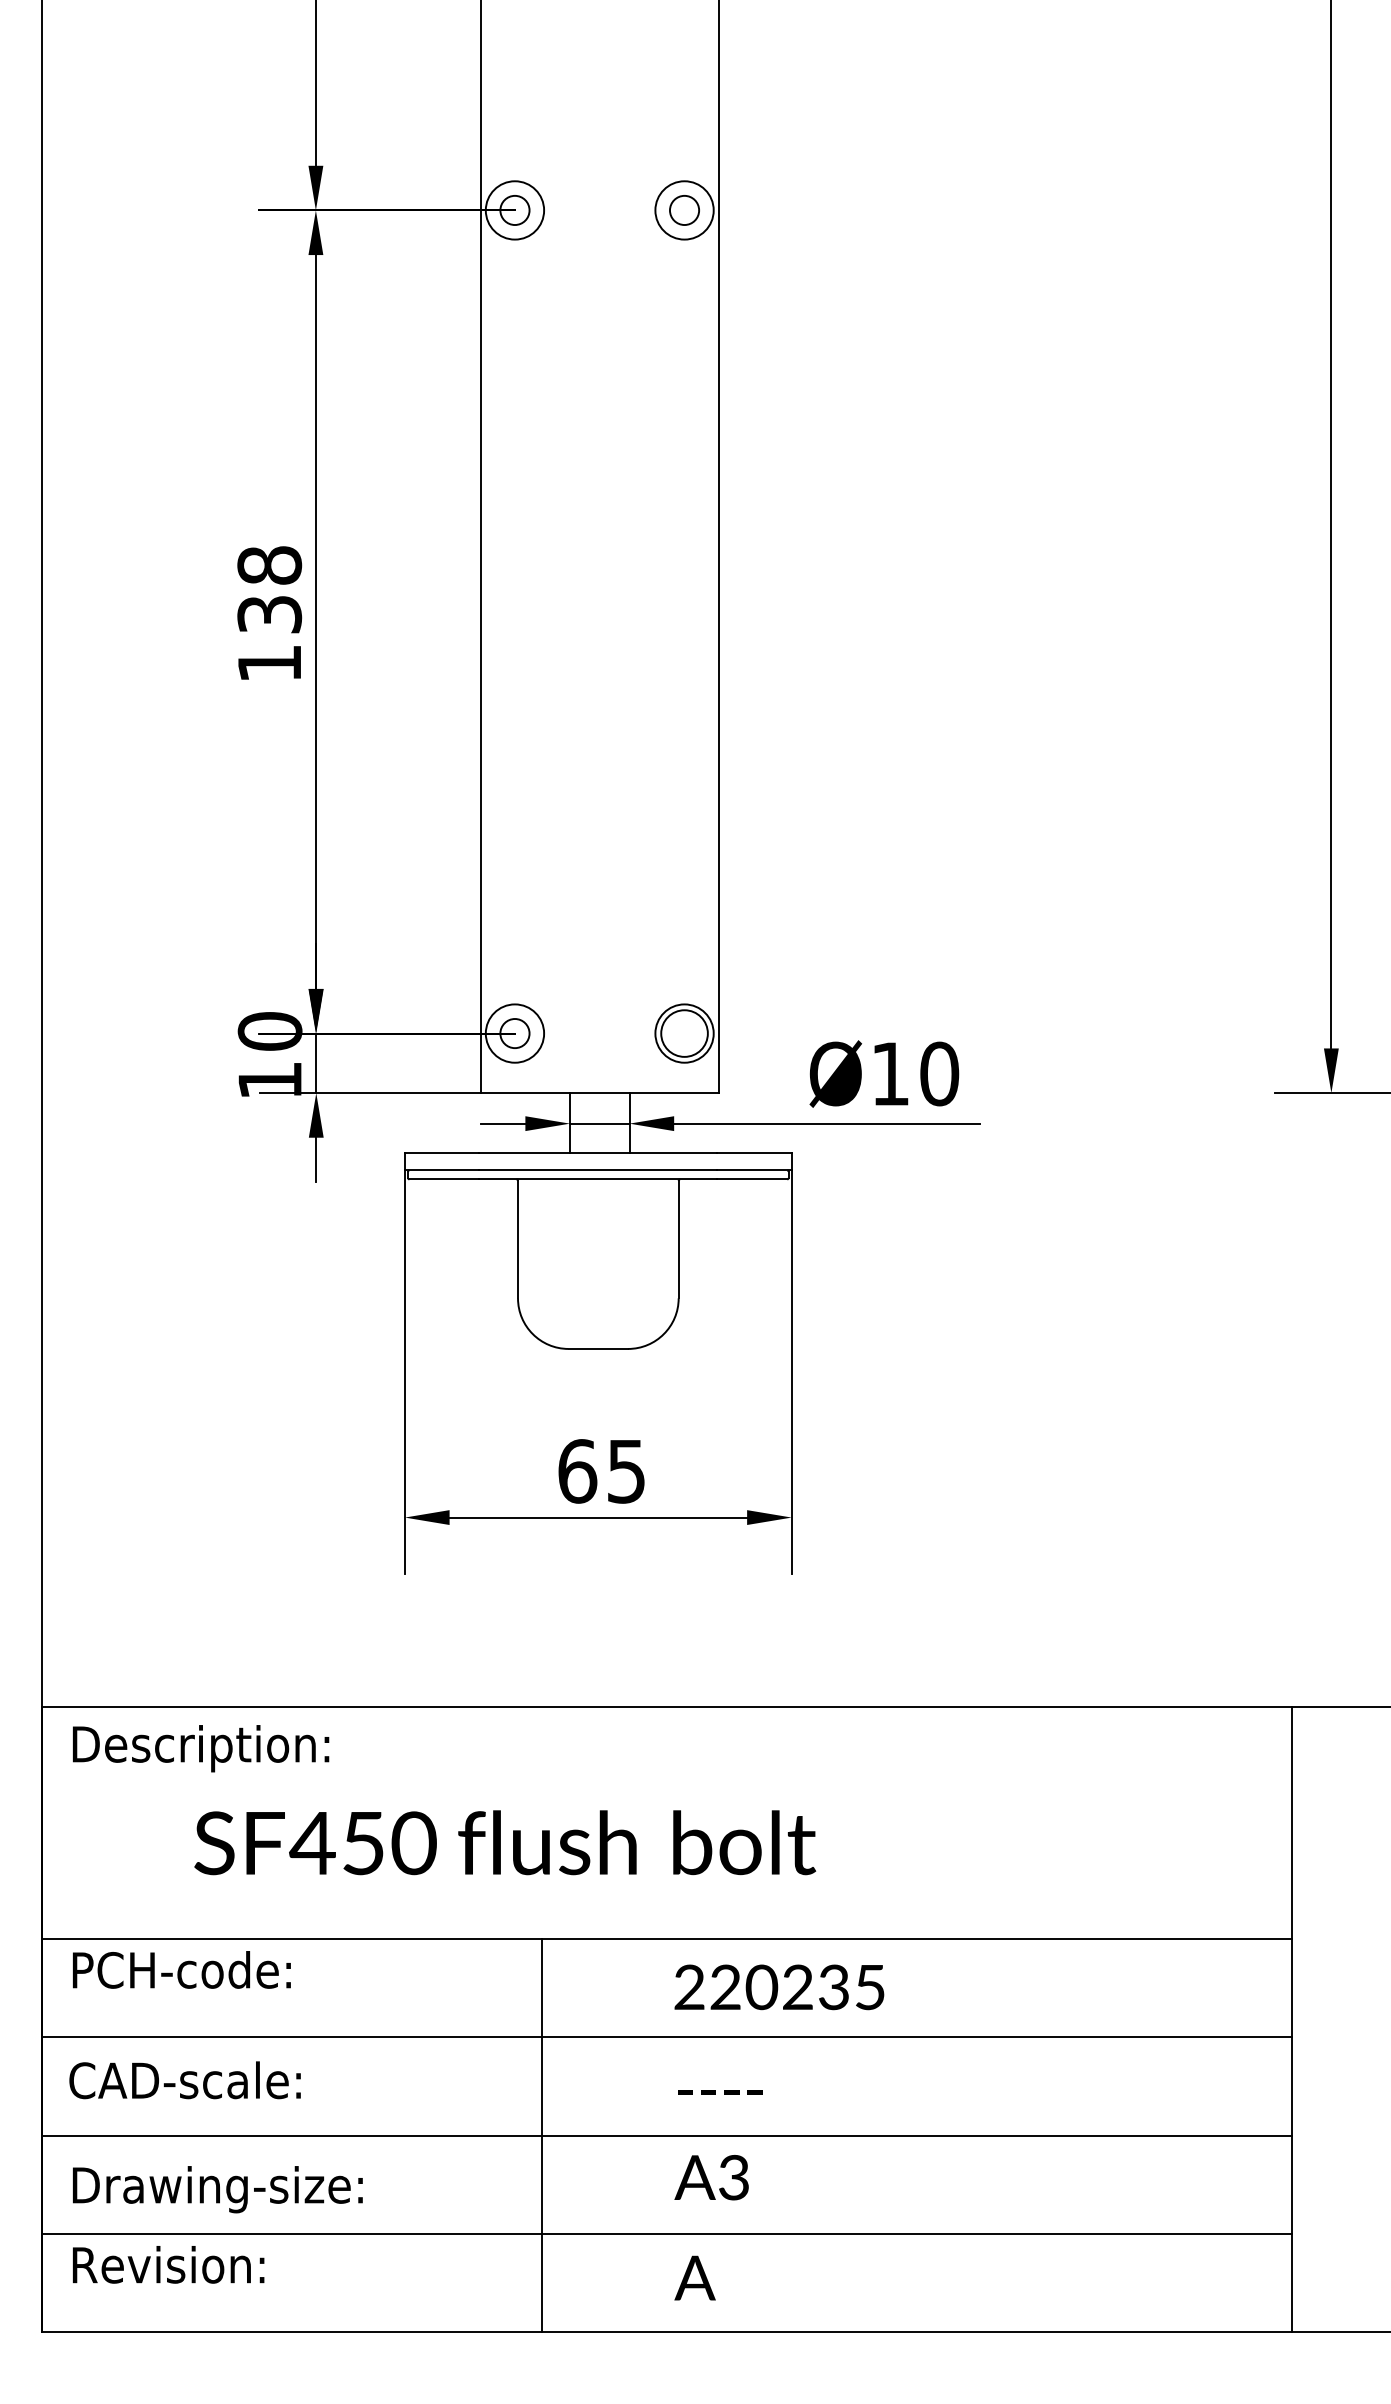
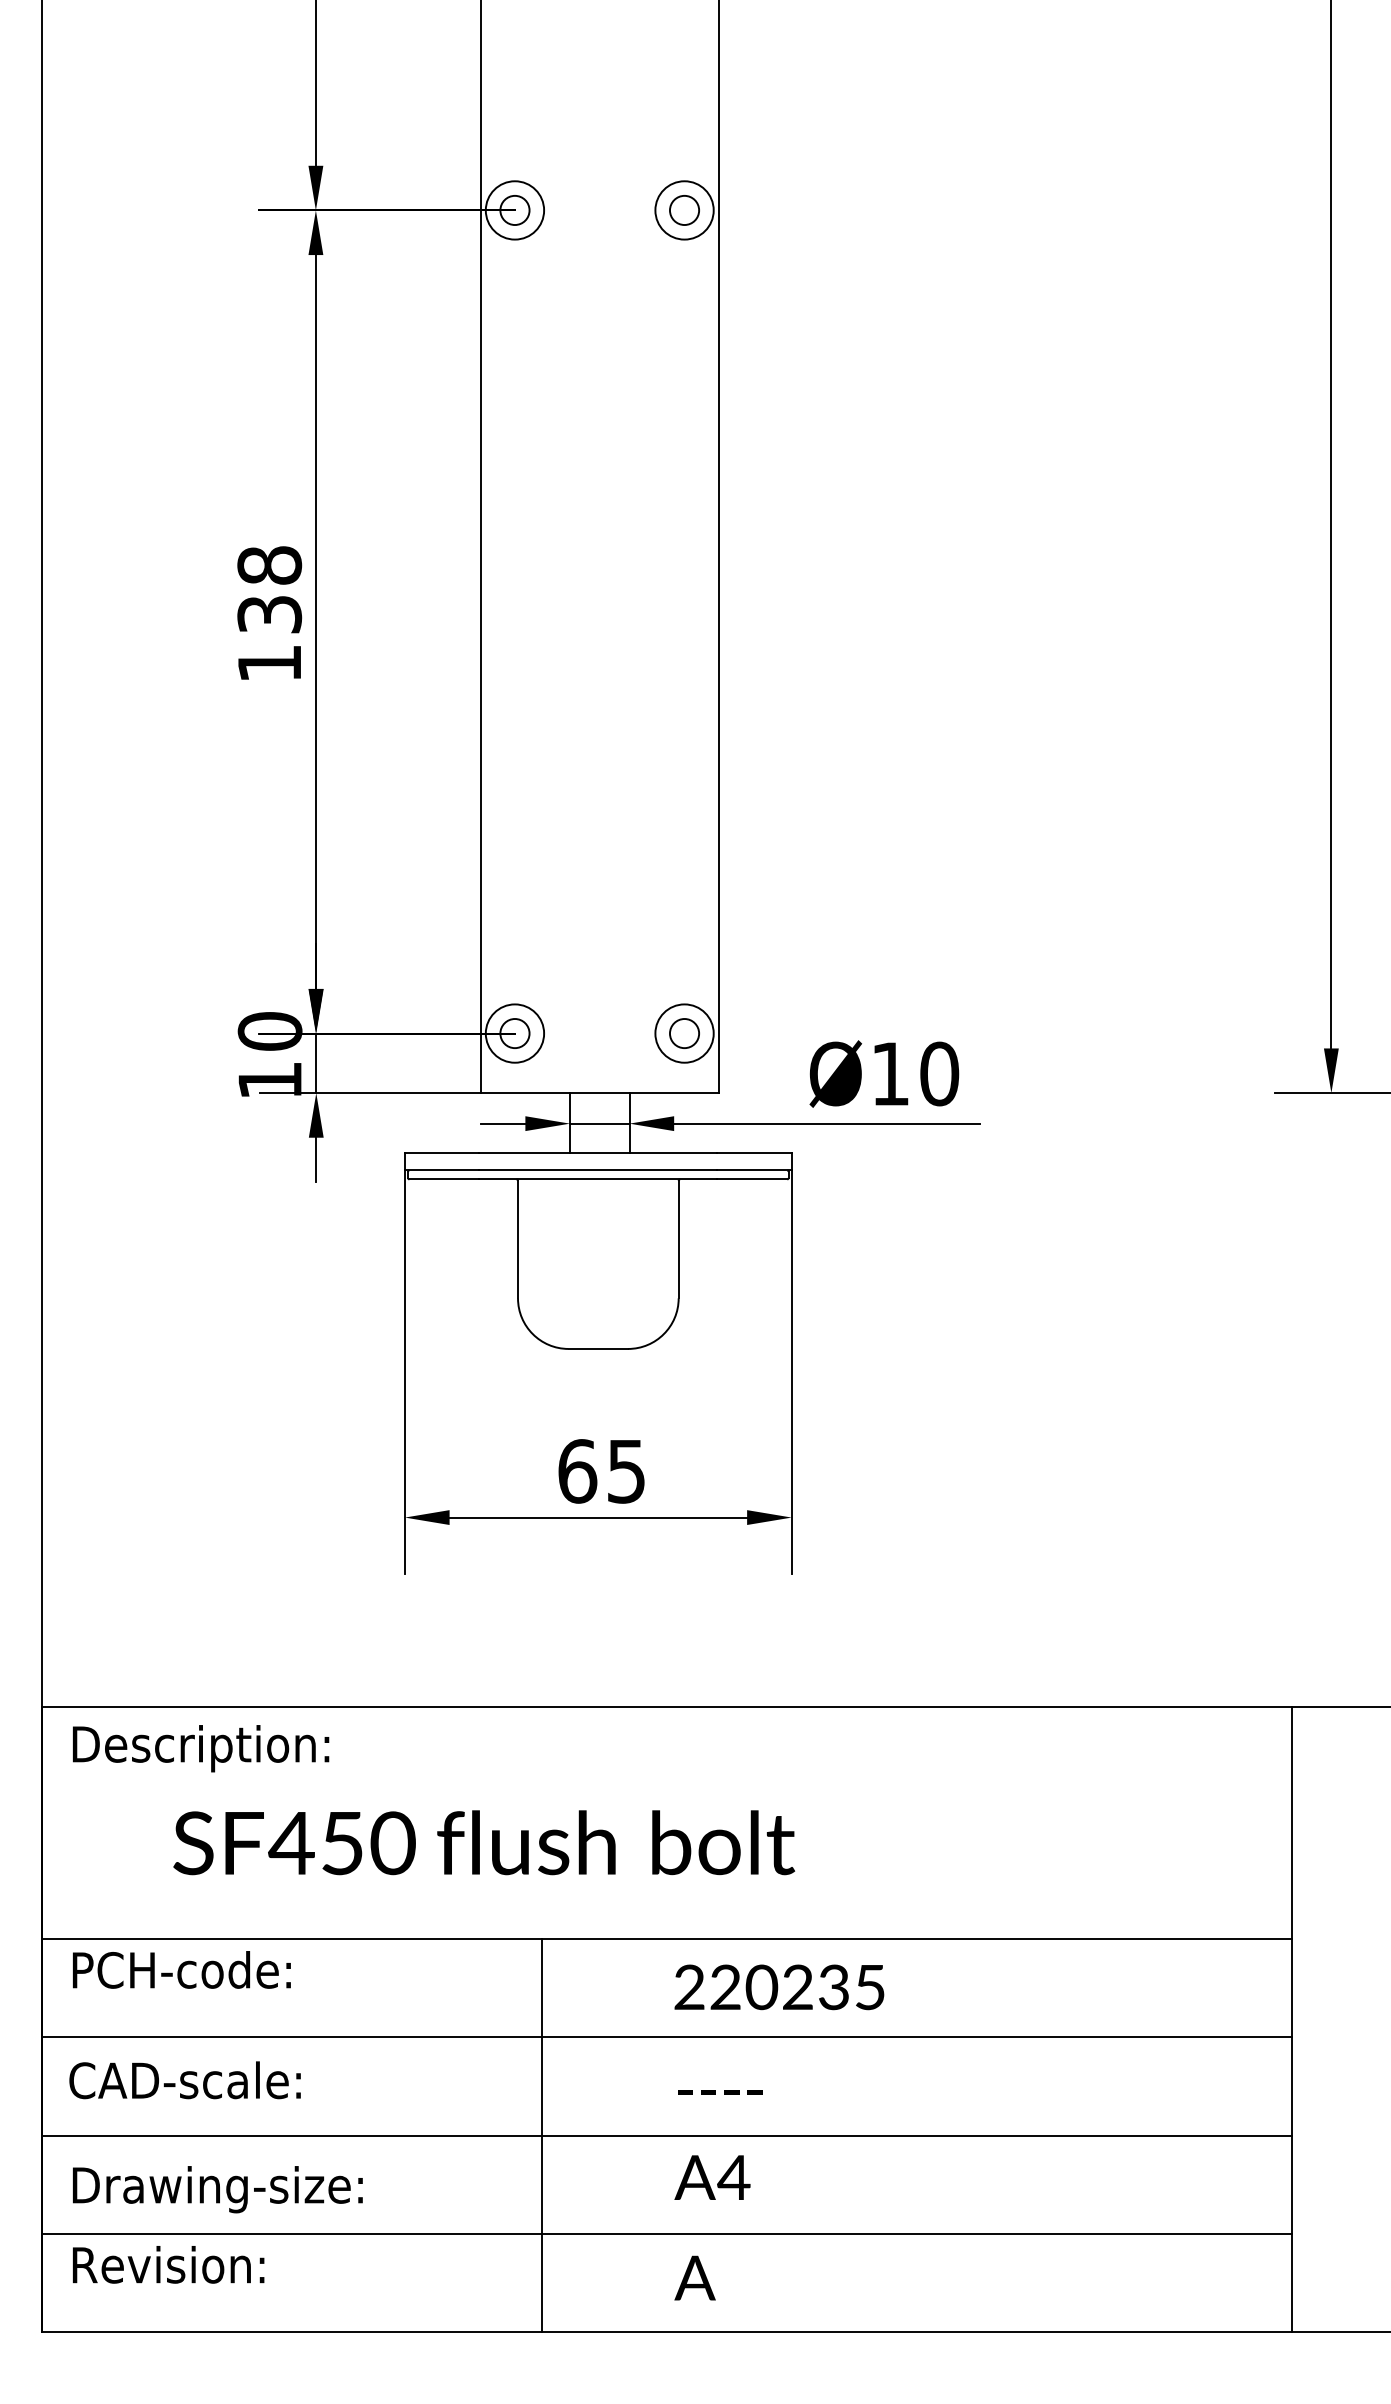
circle diameter: 47 px -> 29 px (684, 1033)
text position: (505, 1842) -> (484, 1842) (484, 1842)
text: A3 -> A4 (733, 2177)
